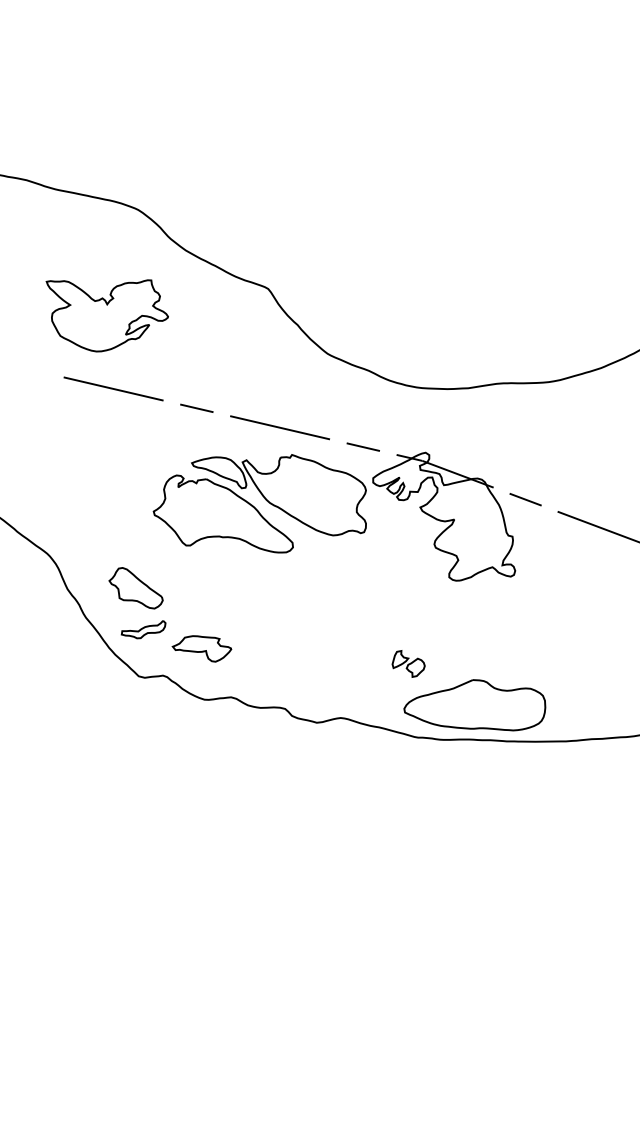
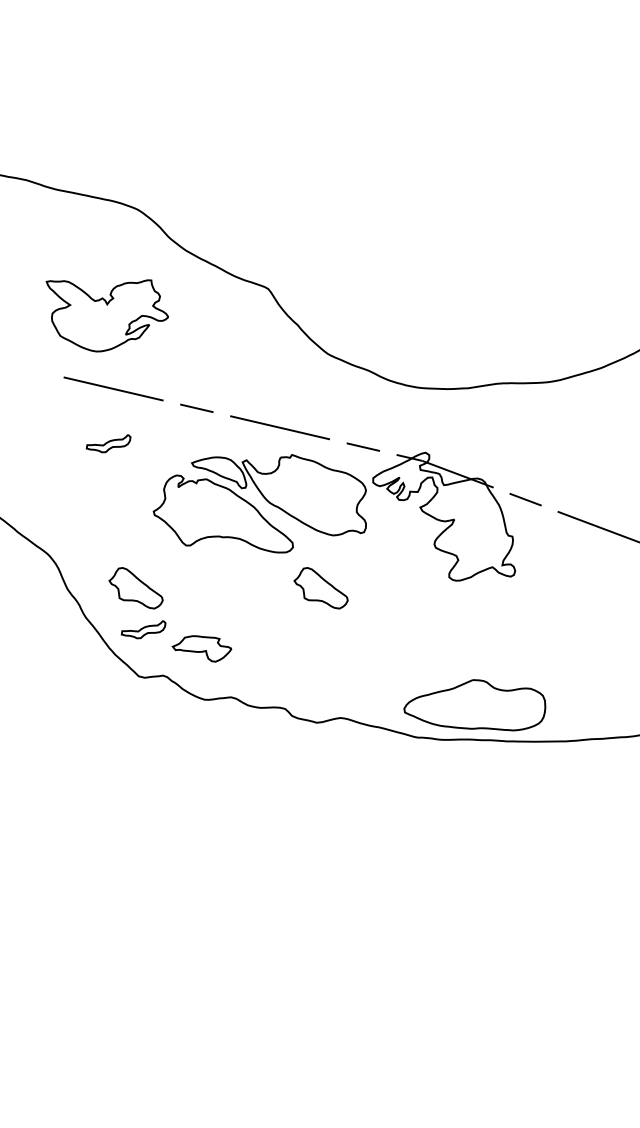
part: none -> present (108, 443)
part: none -> present (320, 588)
part: present -> none (408, 663)
